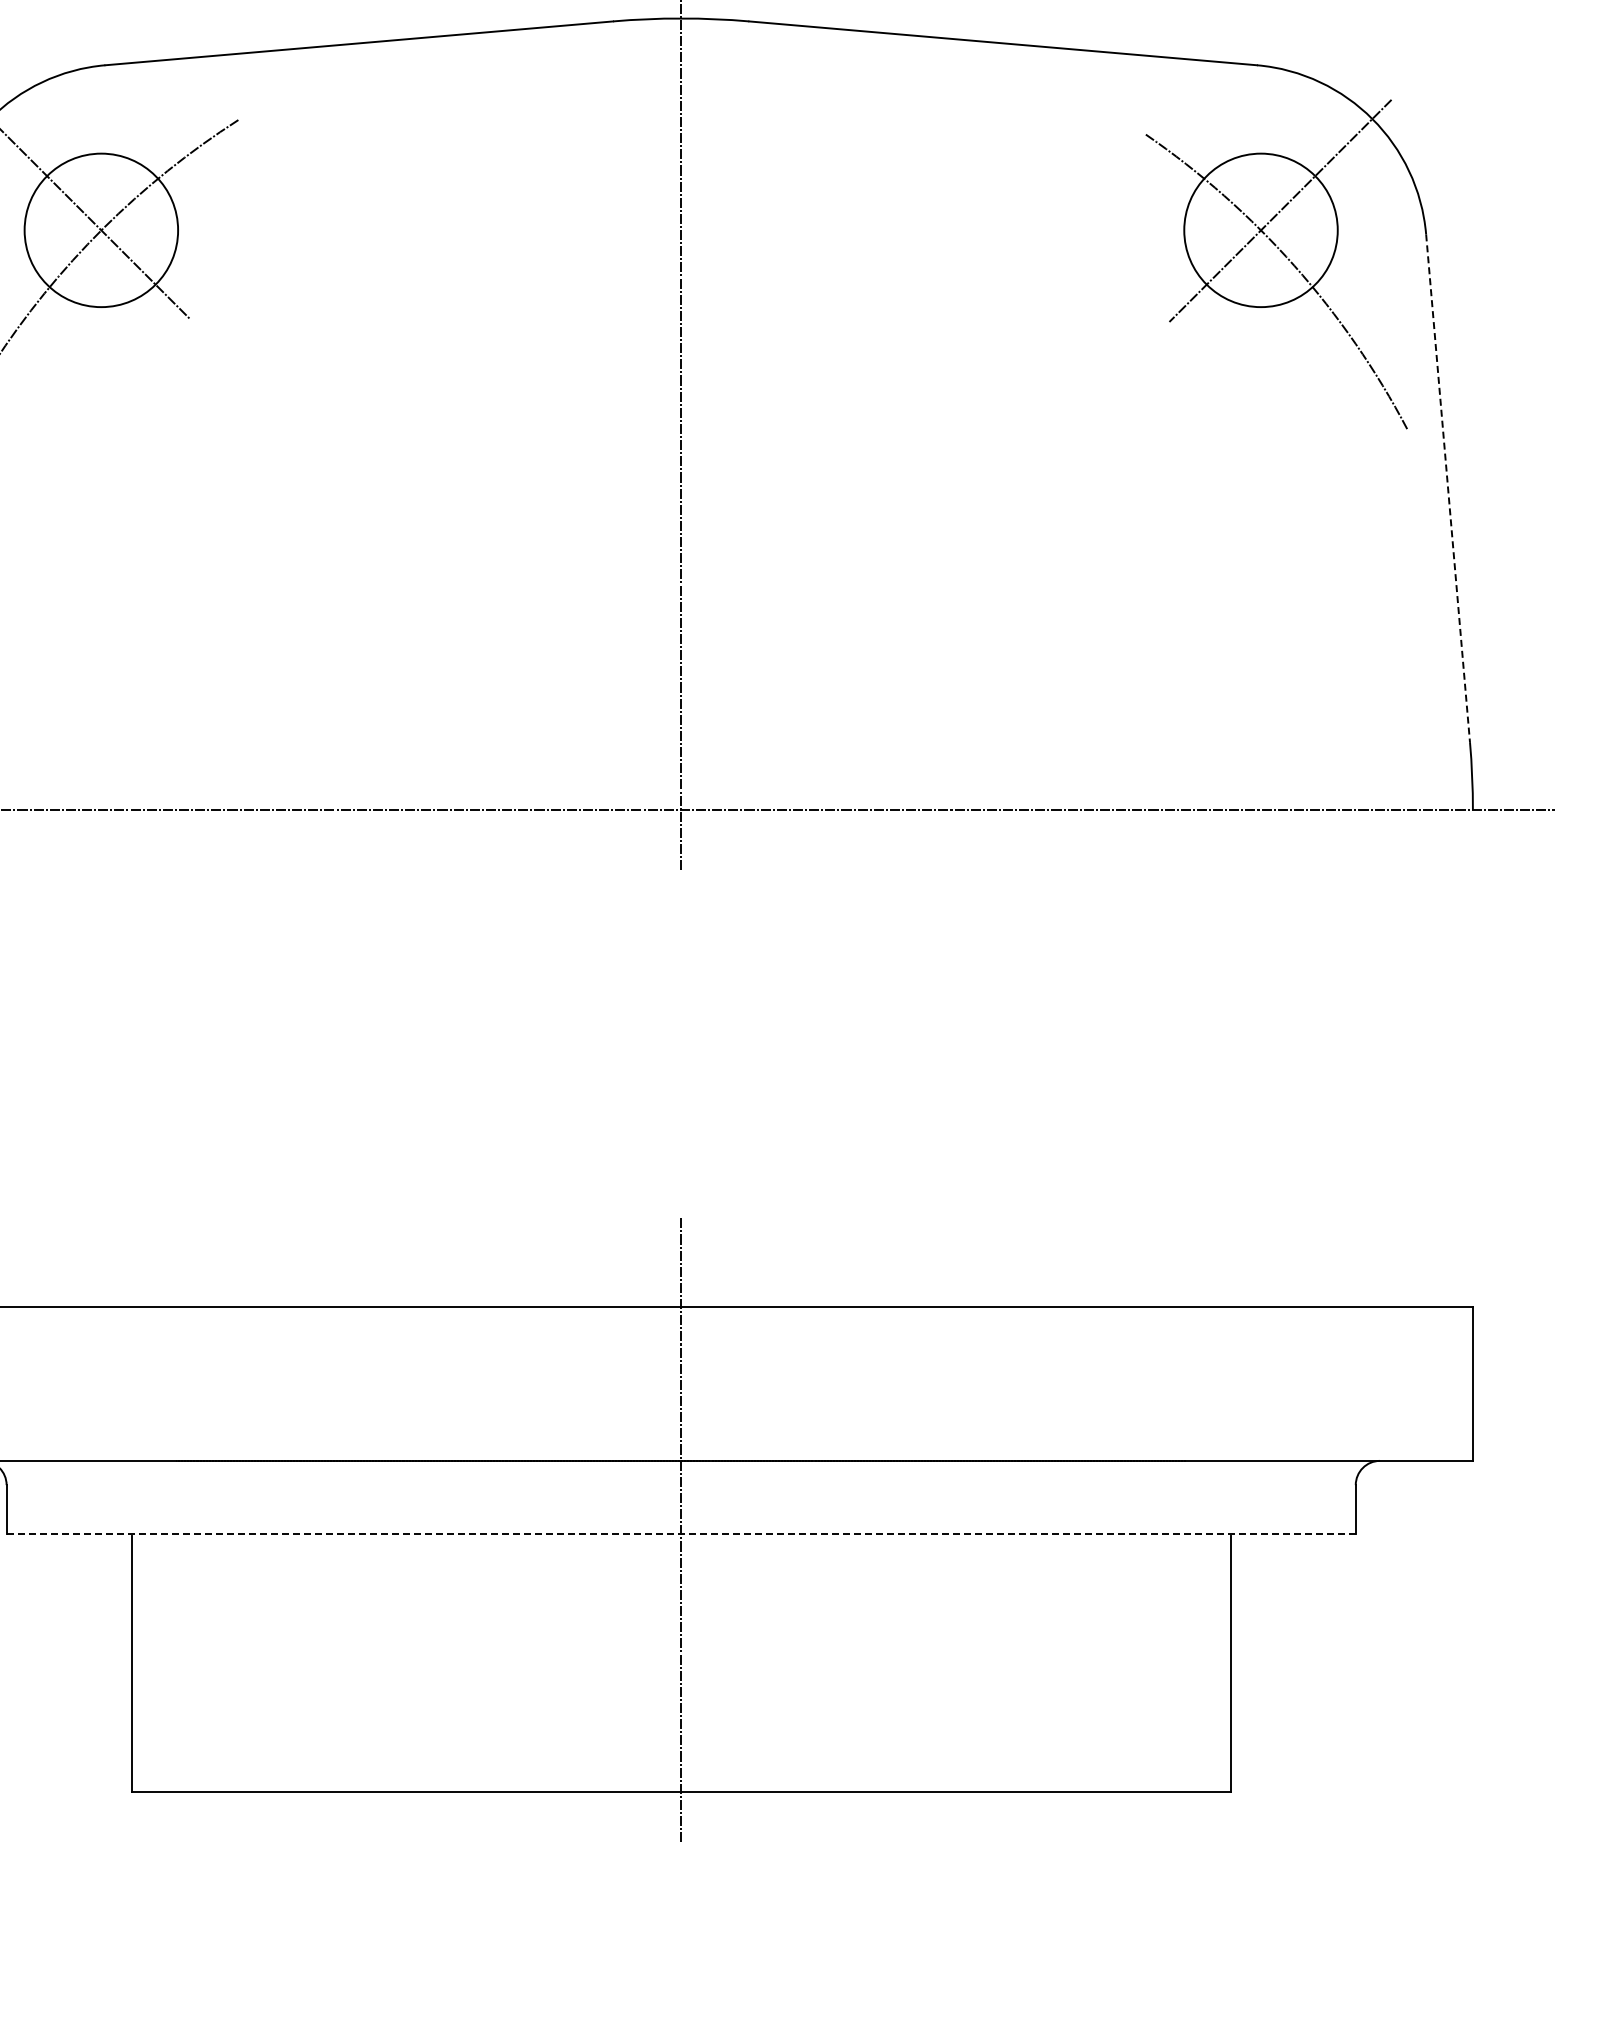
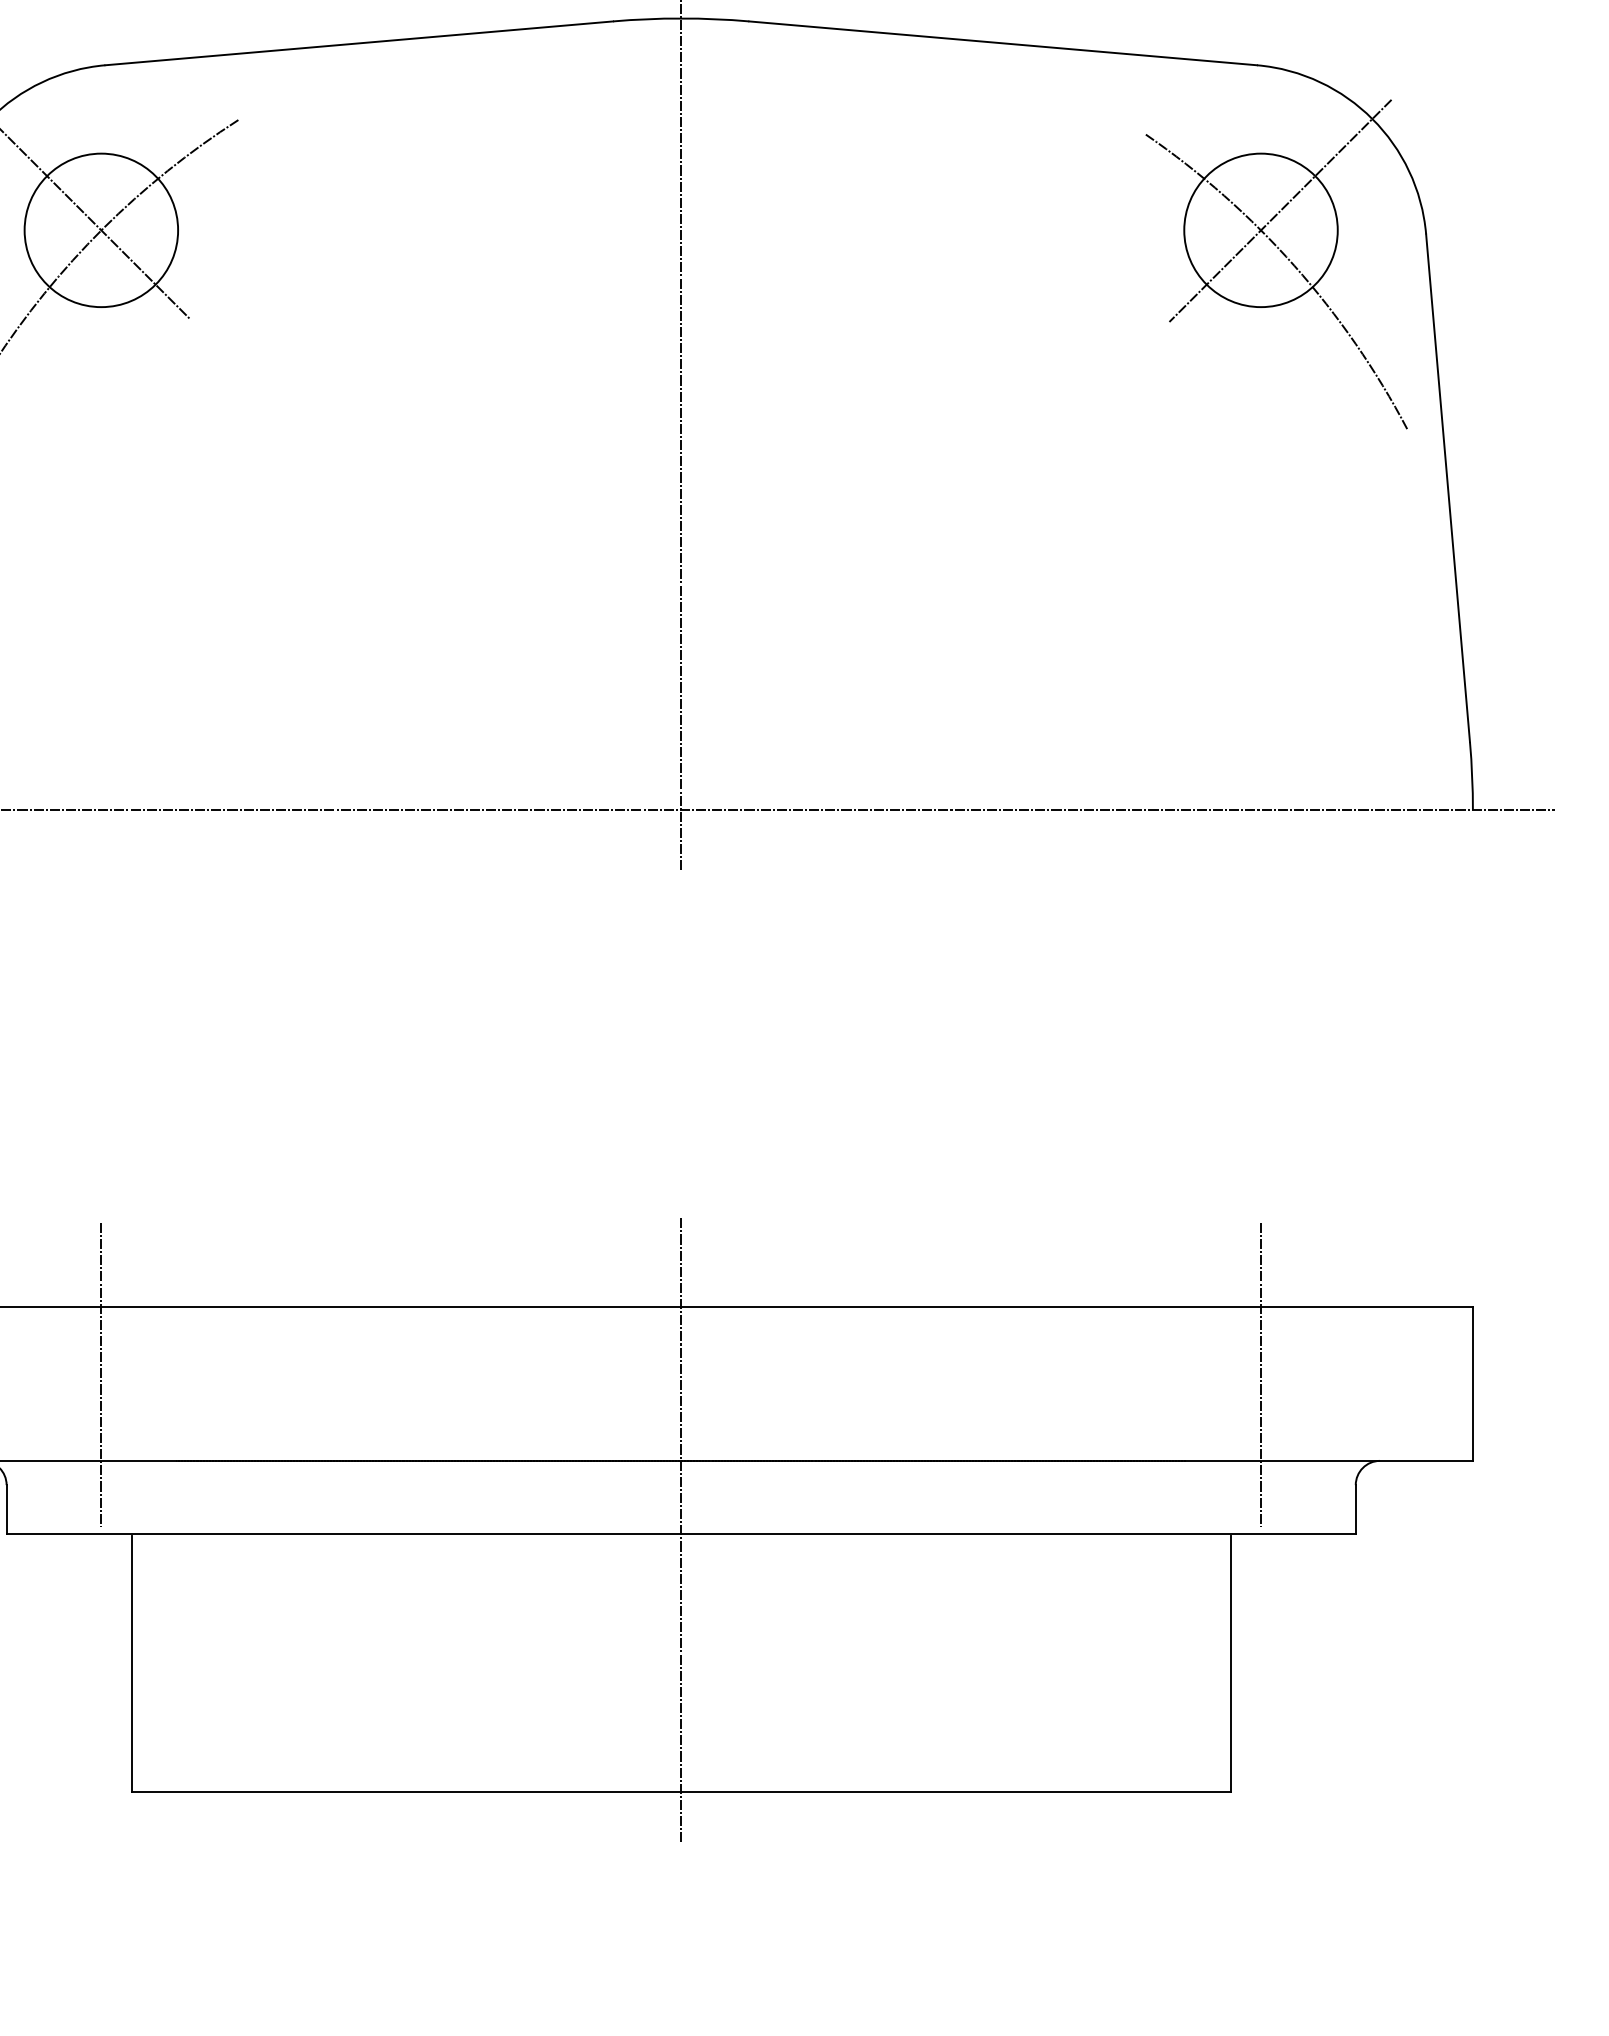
line: dashed -> solid (1448, 488)
line: none -> present (101, 1374)
line: none -> present (1261, 1374)
line: dashed -> solid (681, 1533)
